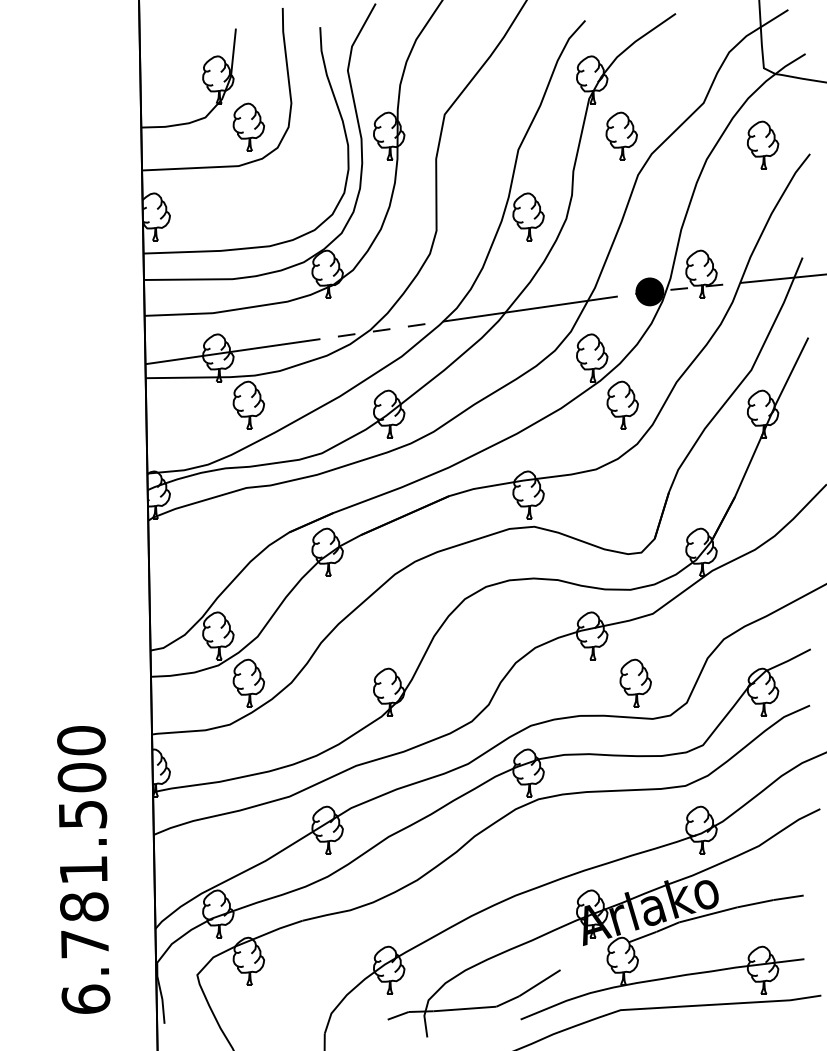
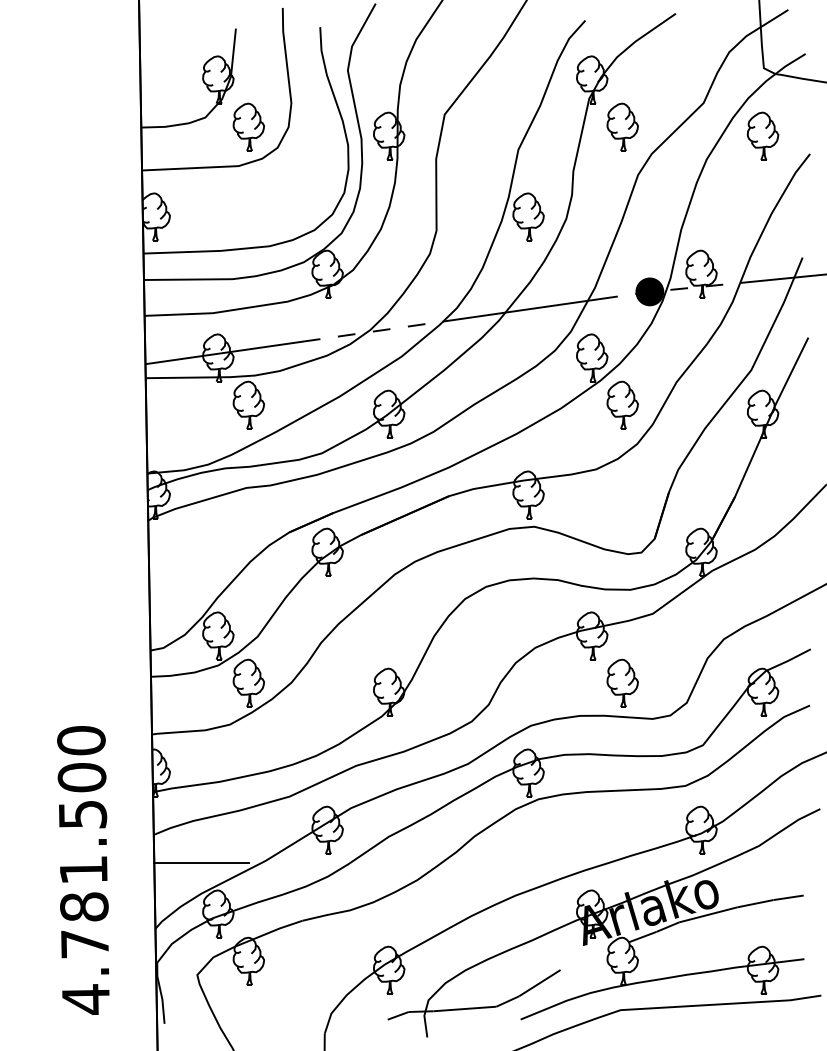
part position: (621, 135) -> (622, 126) (622, 126)
part position: (763, 144) -> (763, 135) (763, 135)
part position: (635, 682) -> (622, 682) (622, 682)
line: none -> present (201, 863)
text: 6.781.500 -> 4.781.500 (85, 999)
